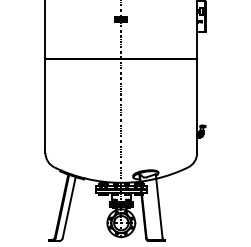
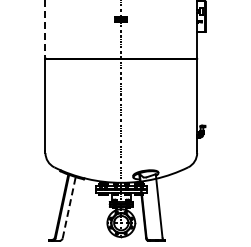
line: solid -> dashed (45, 29)
line: solid -> dashed (69, 207)
